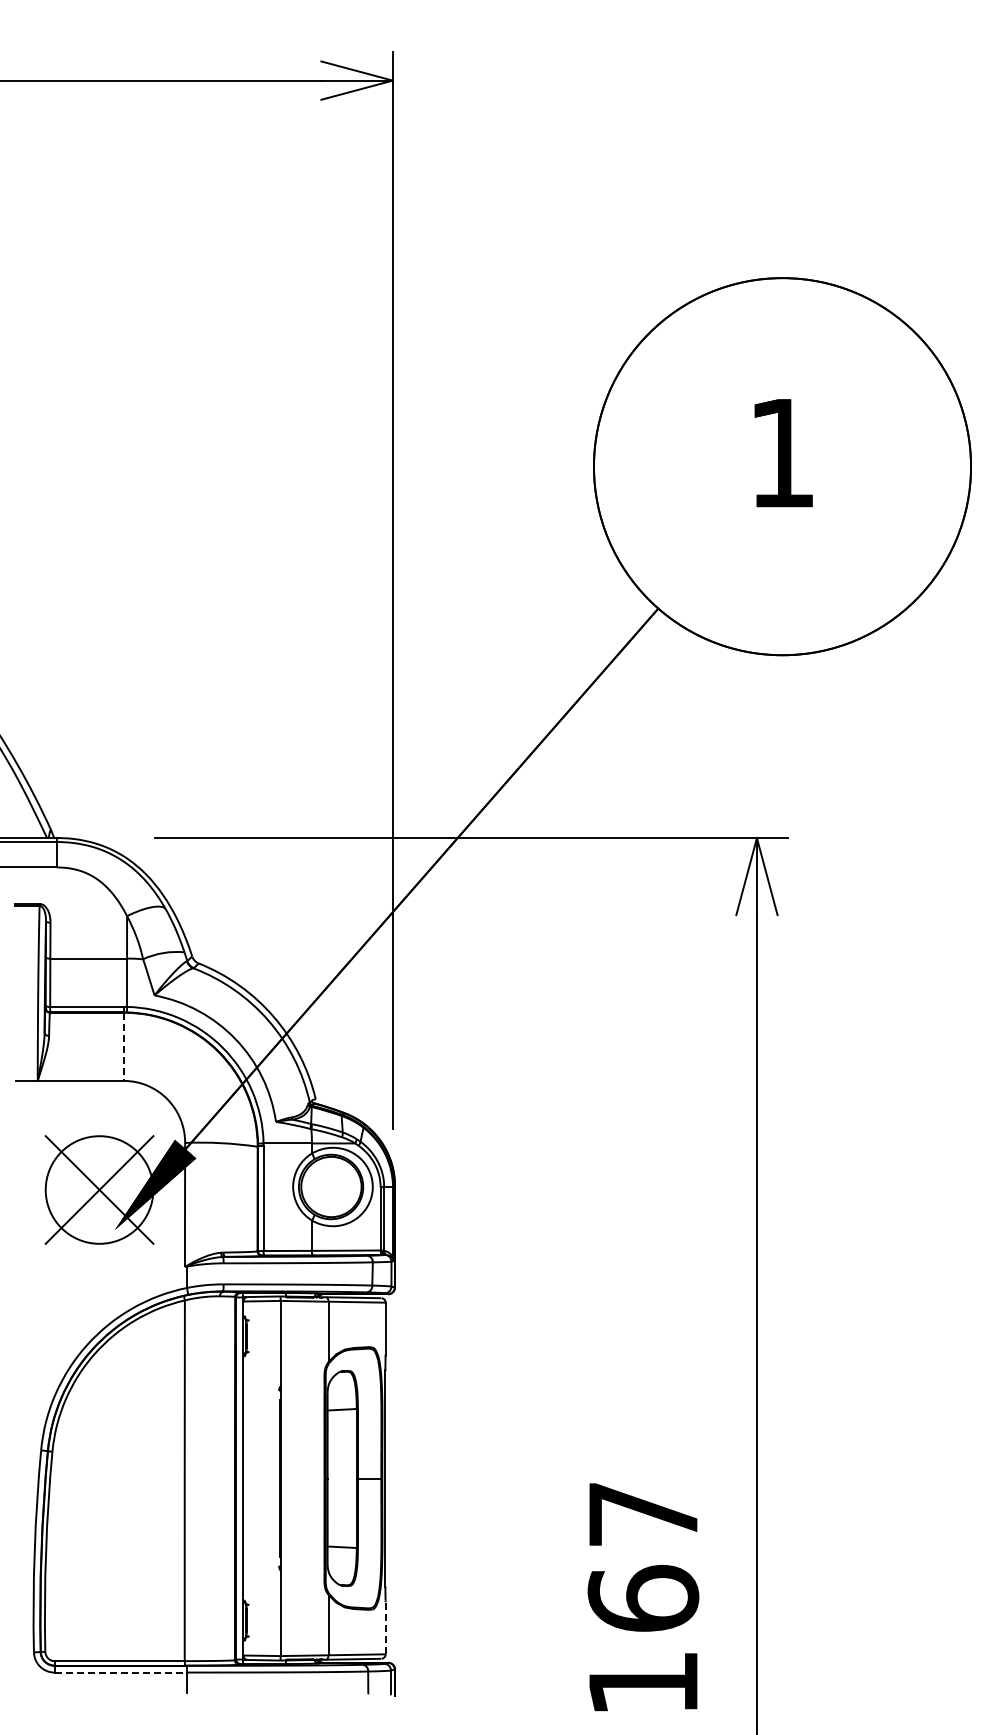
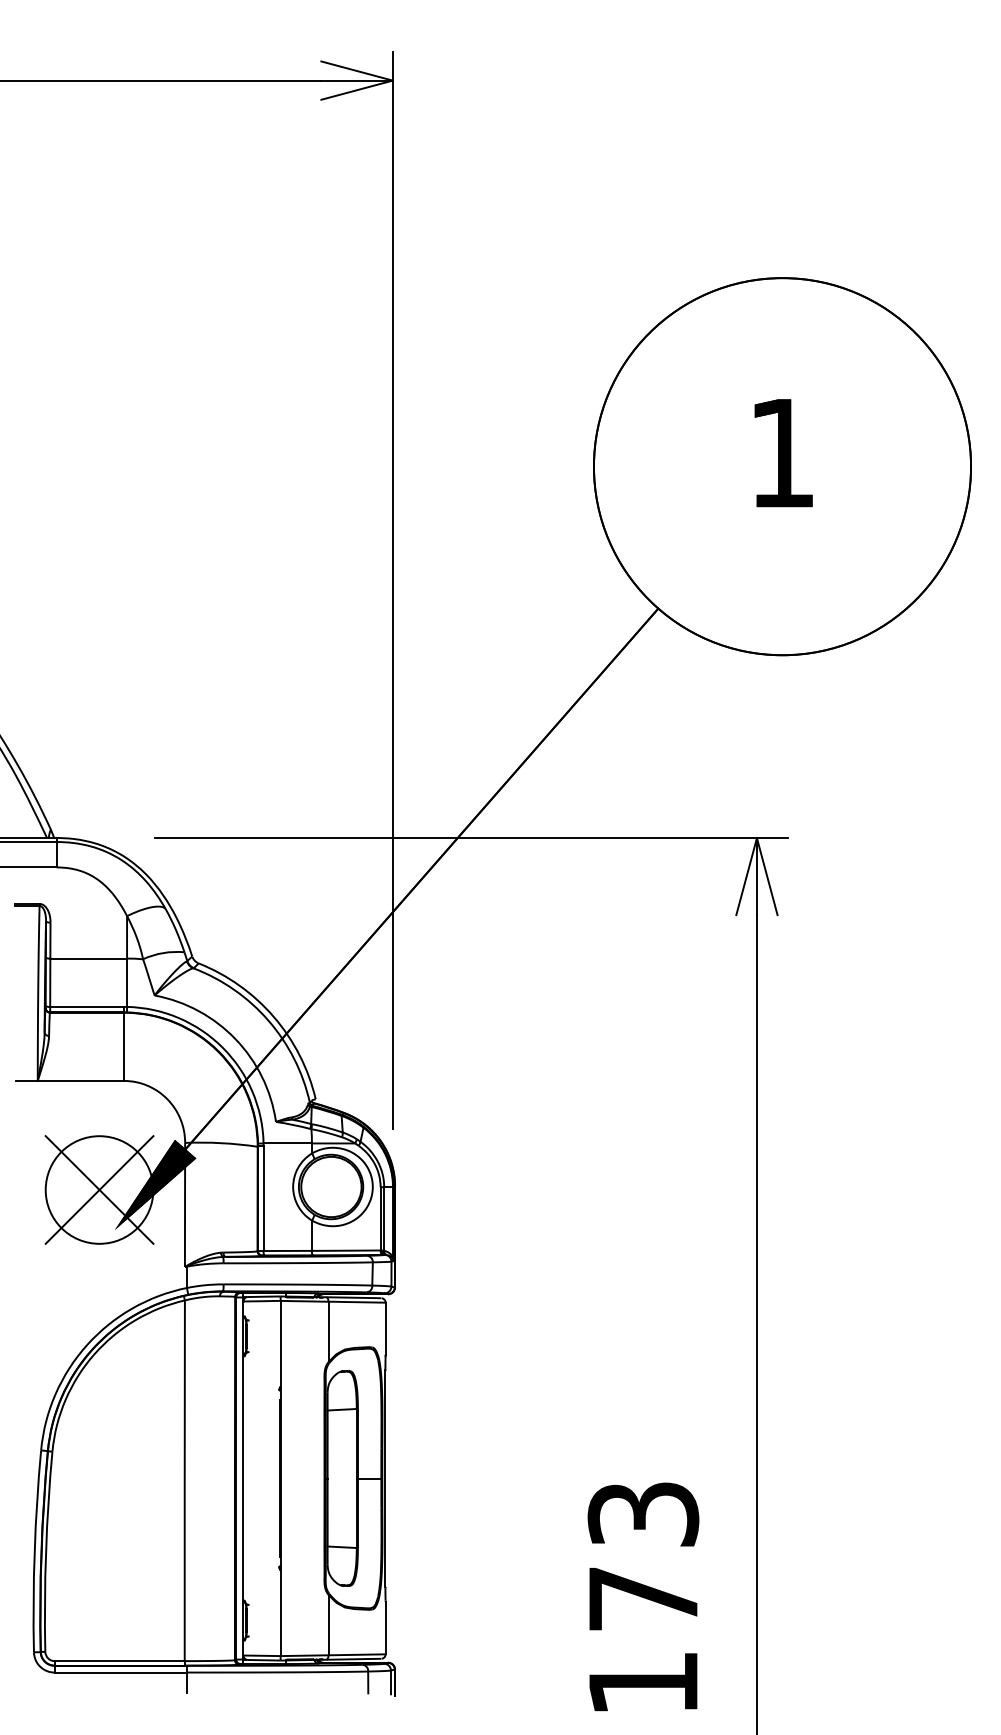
line: dashed -> solid (123, 1047)
text: 167 -> 173 (643, 1556)
line: dashed -> solid (385, 1627)
line: dashed -> solid (121, 1672)
